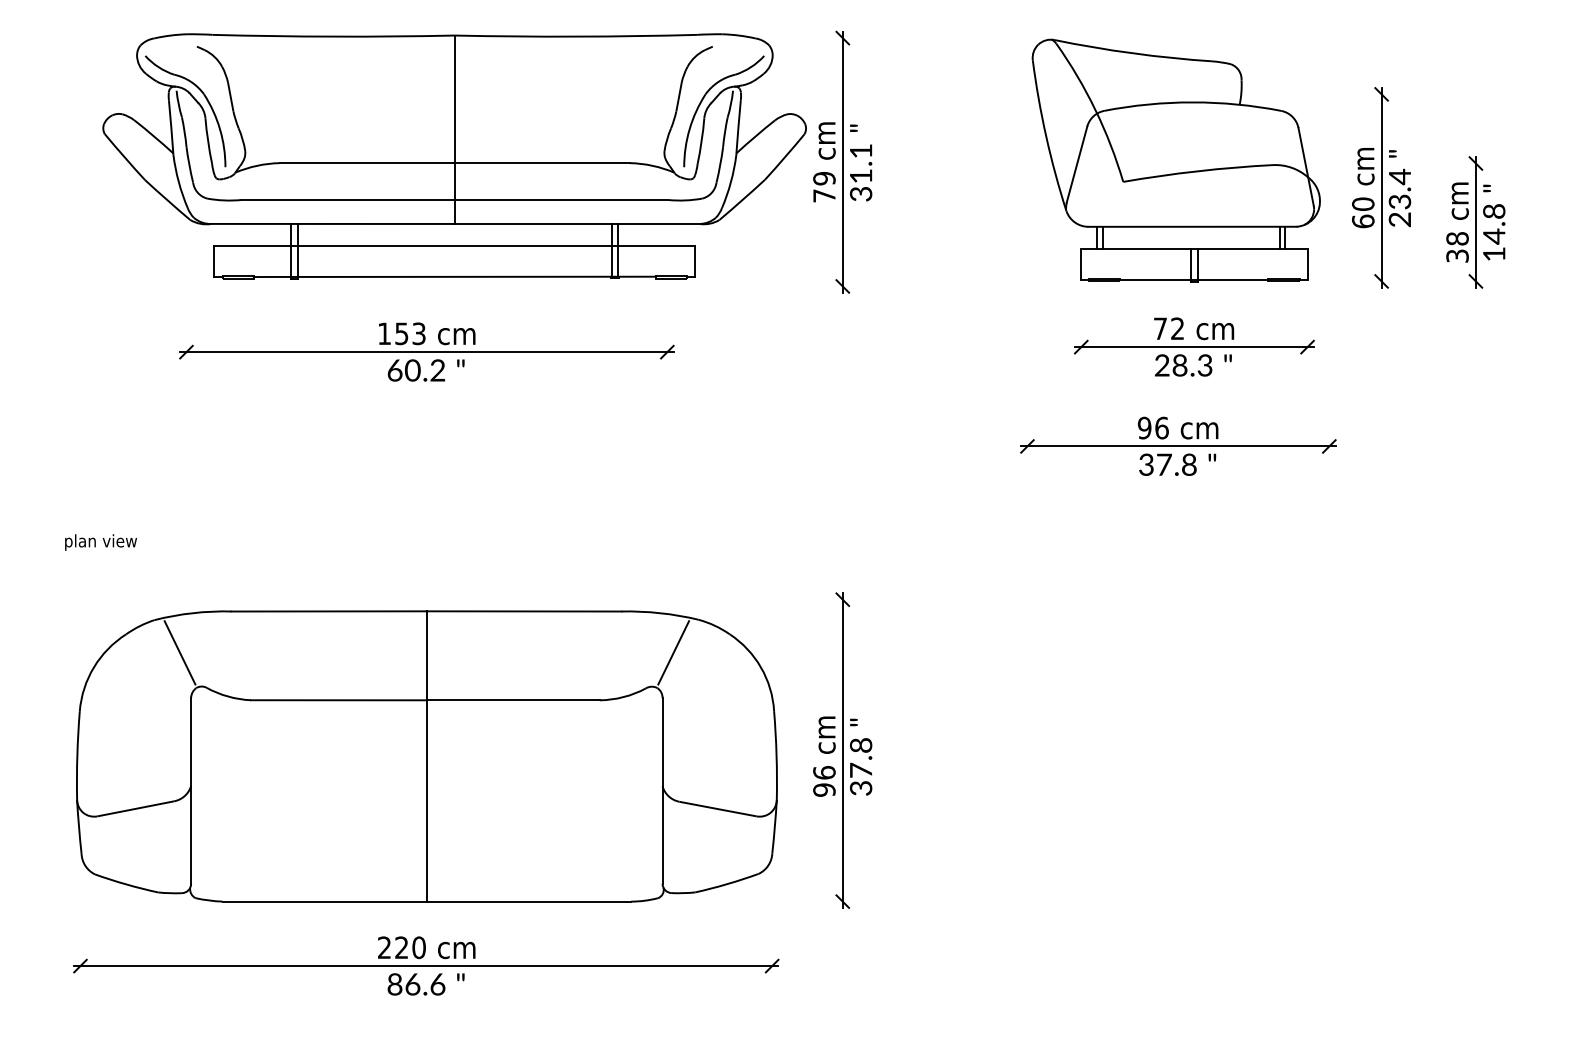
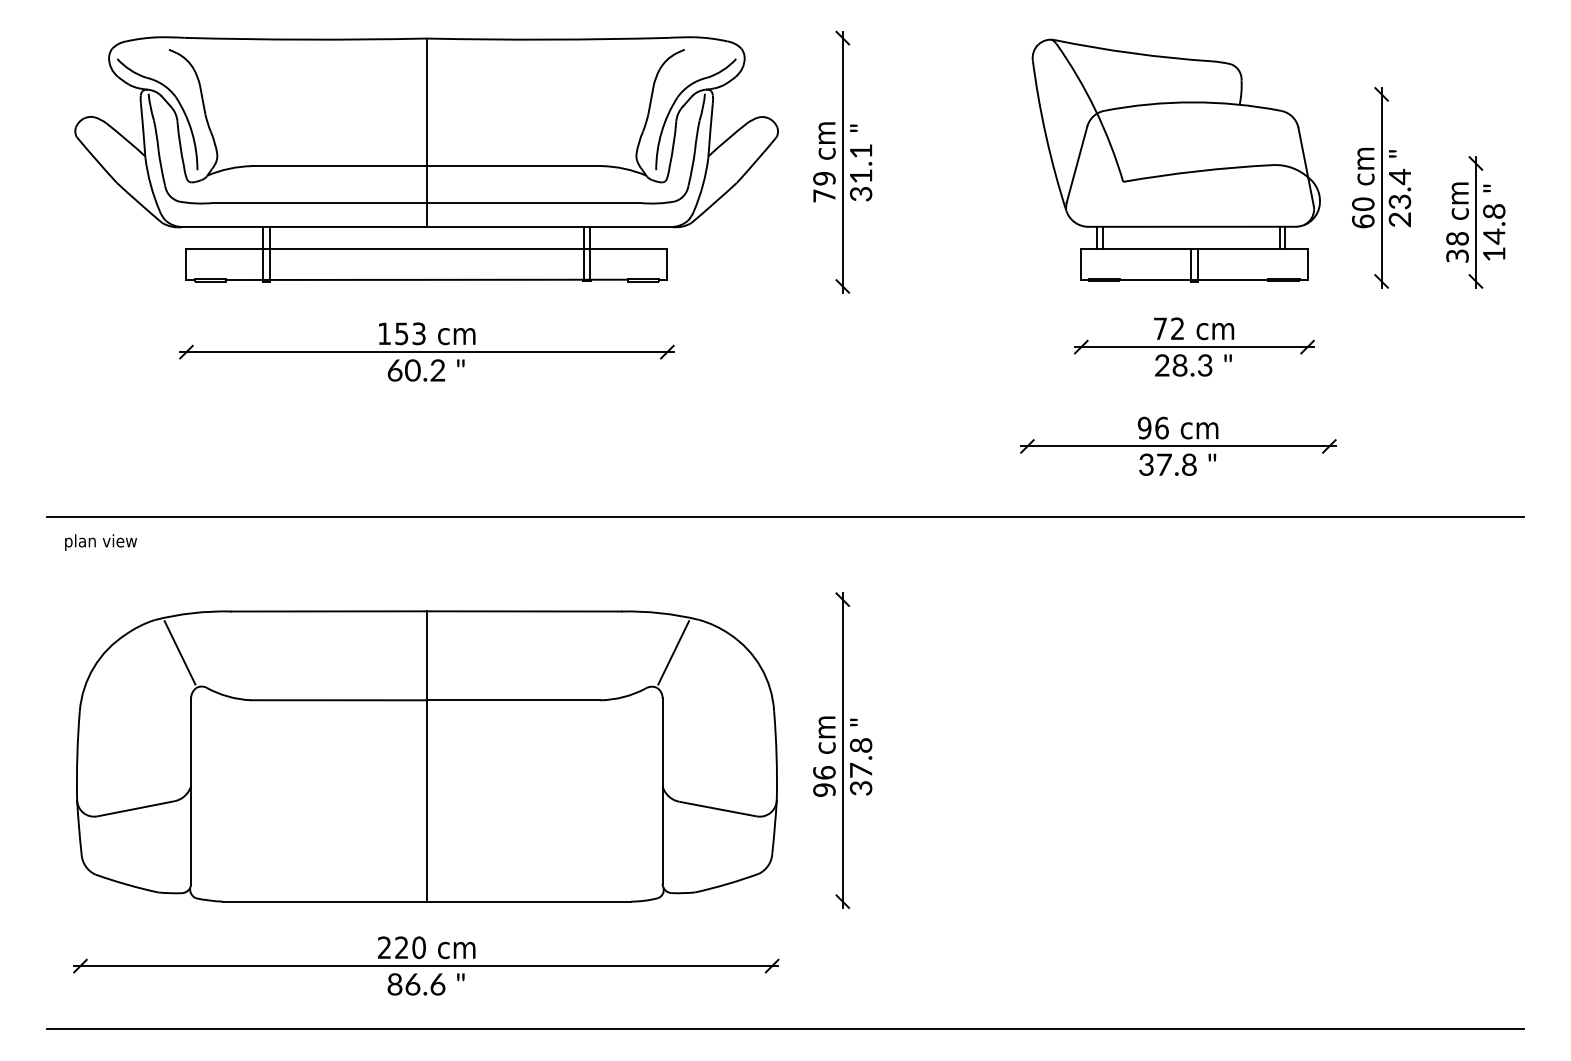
part position: (454, 156) -> (426, 159) (426, 159)
line: none -> present (785, 517)
line: none -> present (785, 1029)
